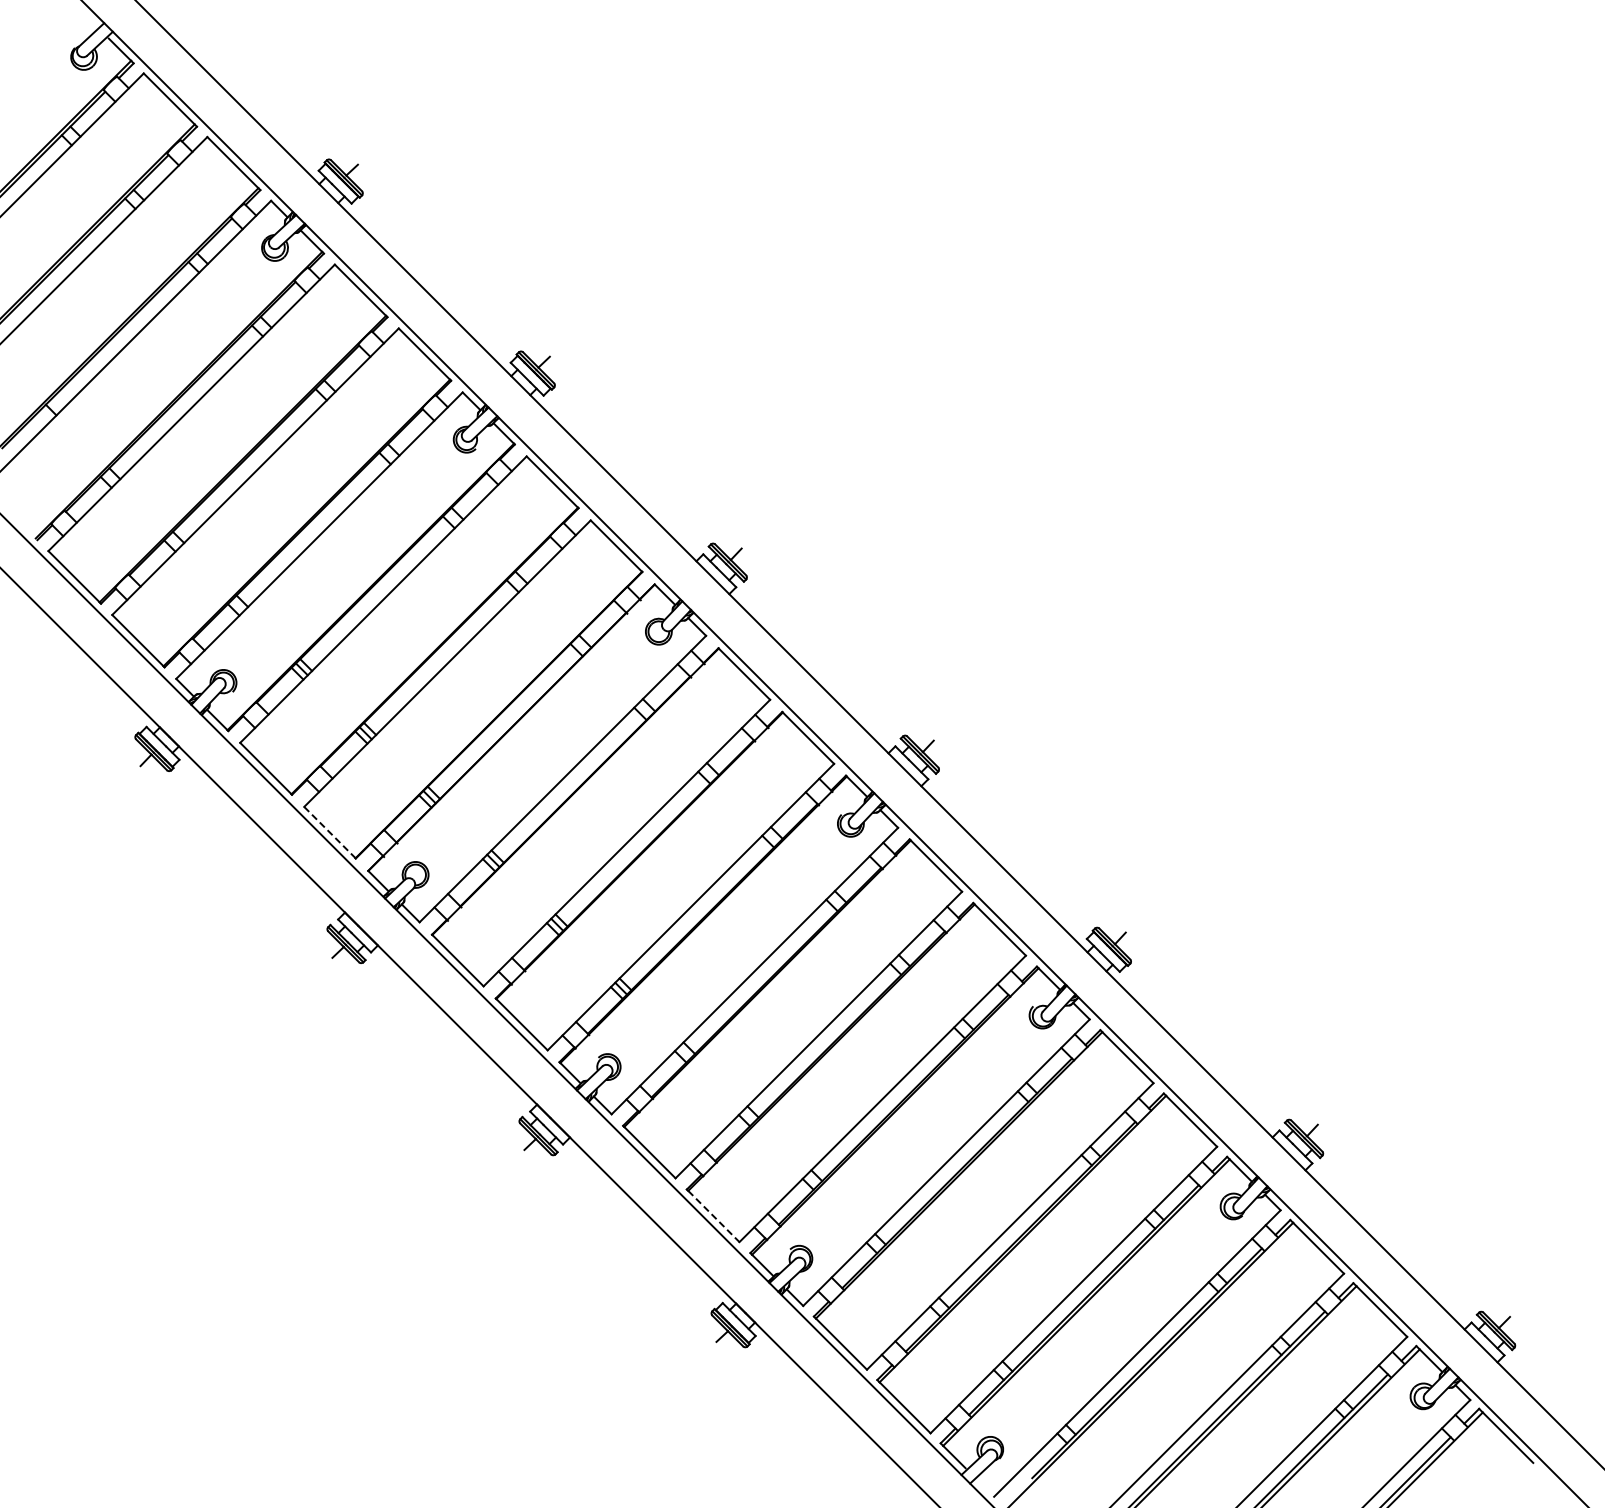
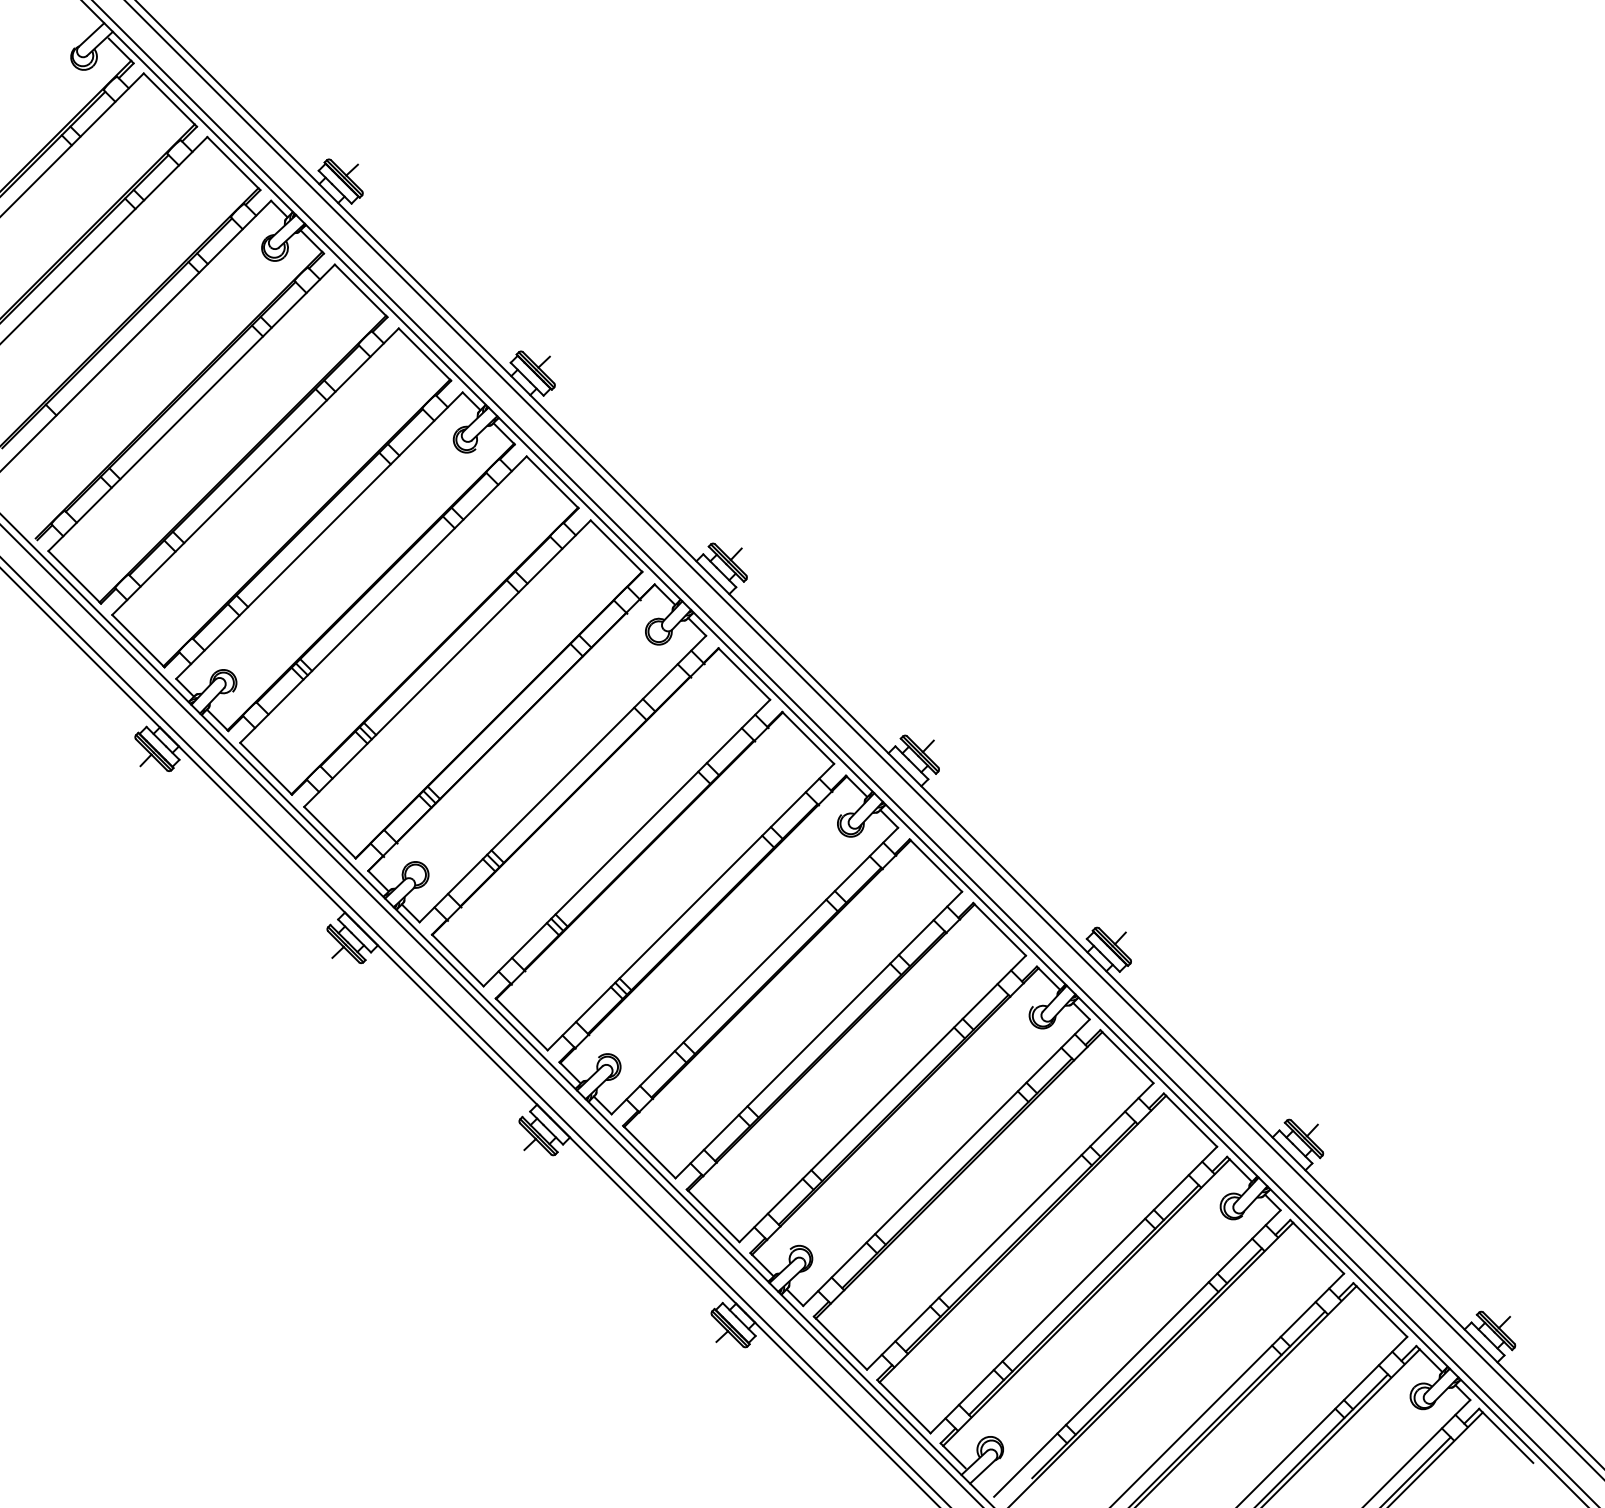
line: none -> present (863, 739)
line: none -> present (845, 753)
line: dashed -> solid (330, 832)
line: none -> present (491, 1015)
line: none -> present (474, 1031)
line: dashed -> solid (714, 1216)
